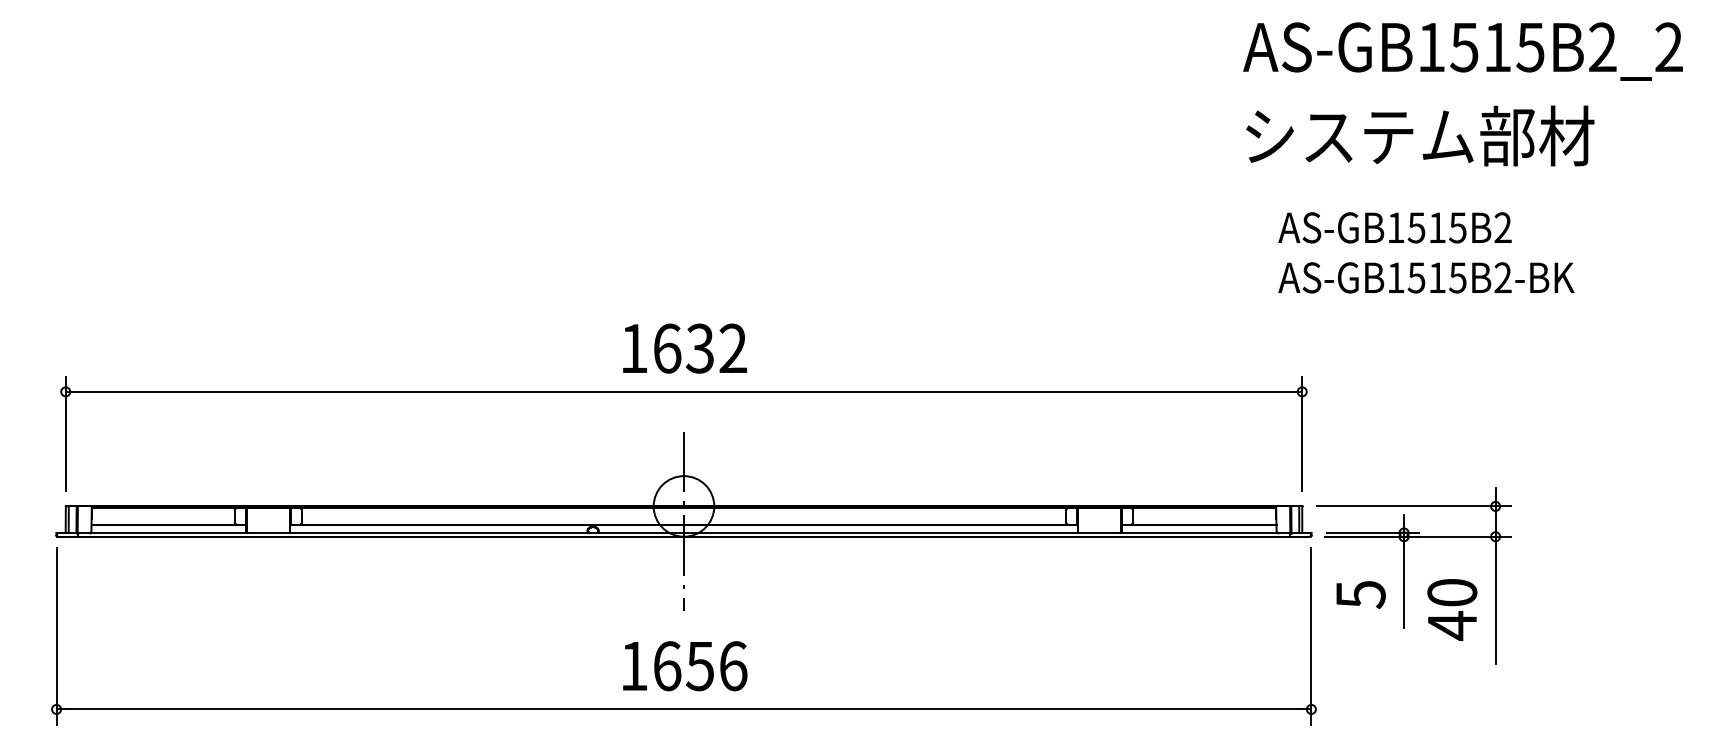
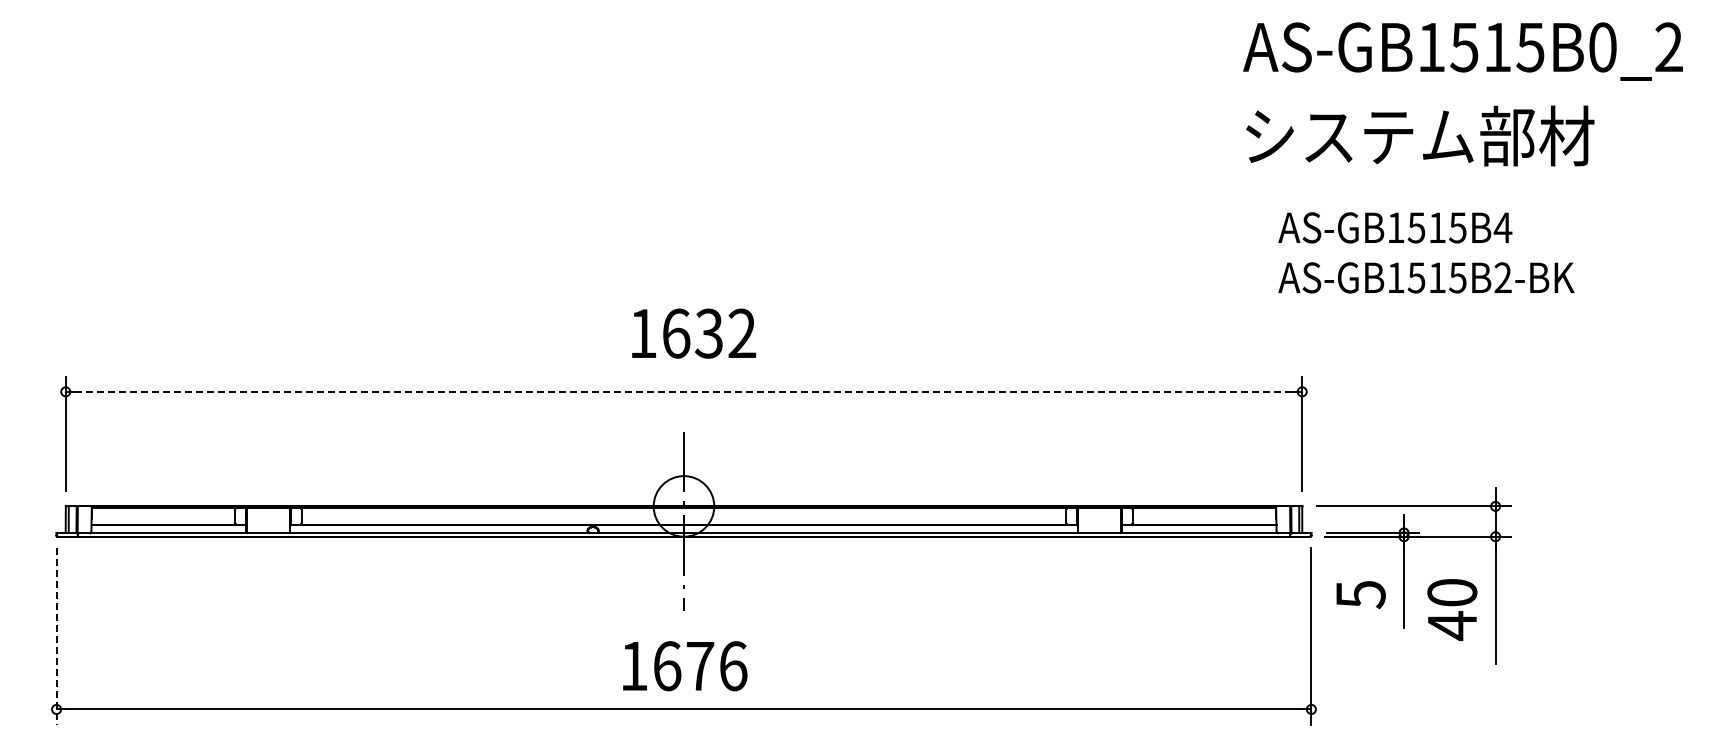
text: AS-GB1515B2_2 -> AS-GB1515B0_2 (1602, 47)
text: AS-GB1515B2 -> AS-GB1515B4 (1502, 227)
text position: (684, 348) -> (693, 333) (693, 333)
line: solid -> dashed (684, 391)
line: solid -> dashed (56, 636)
text: 1656 -> 1676 (699, 666)
